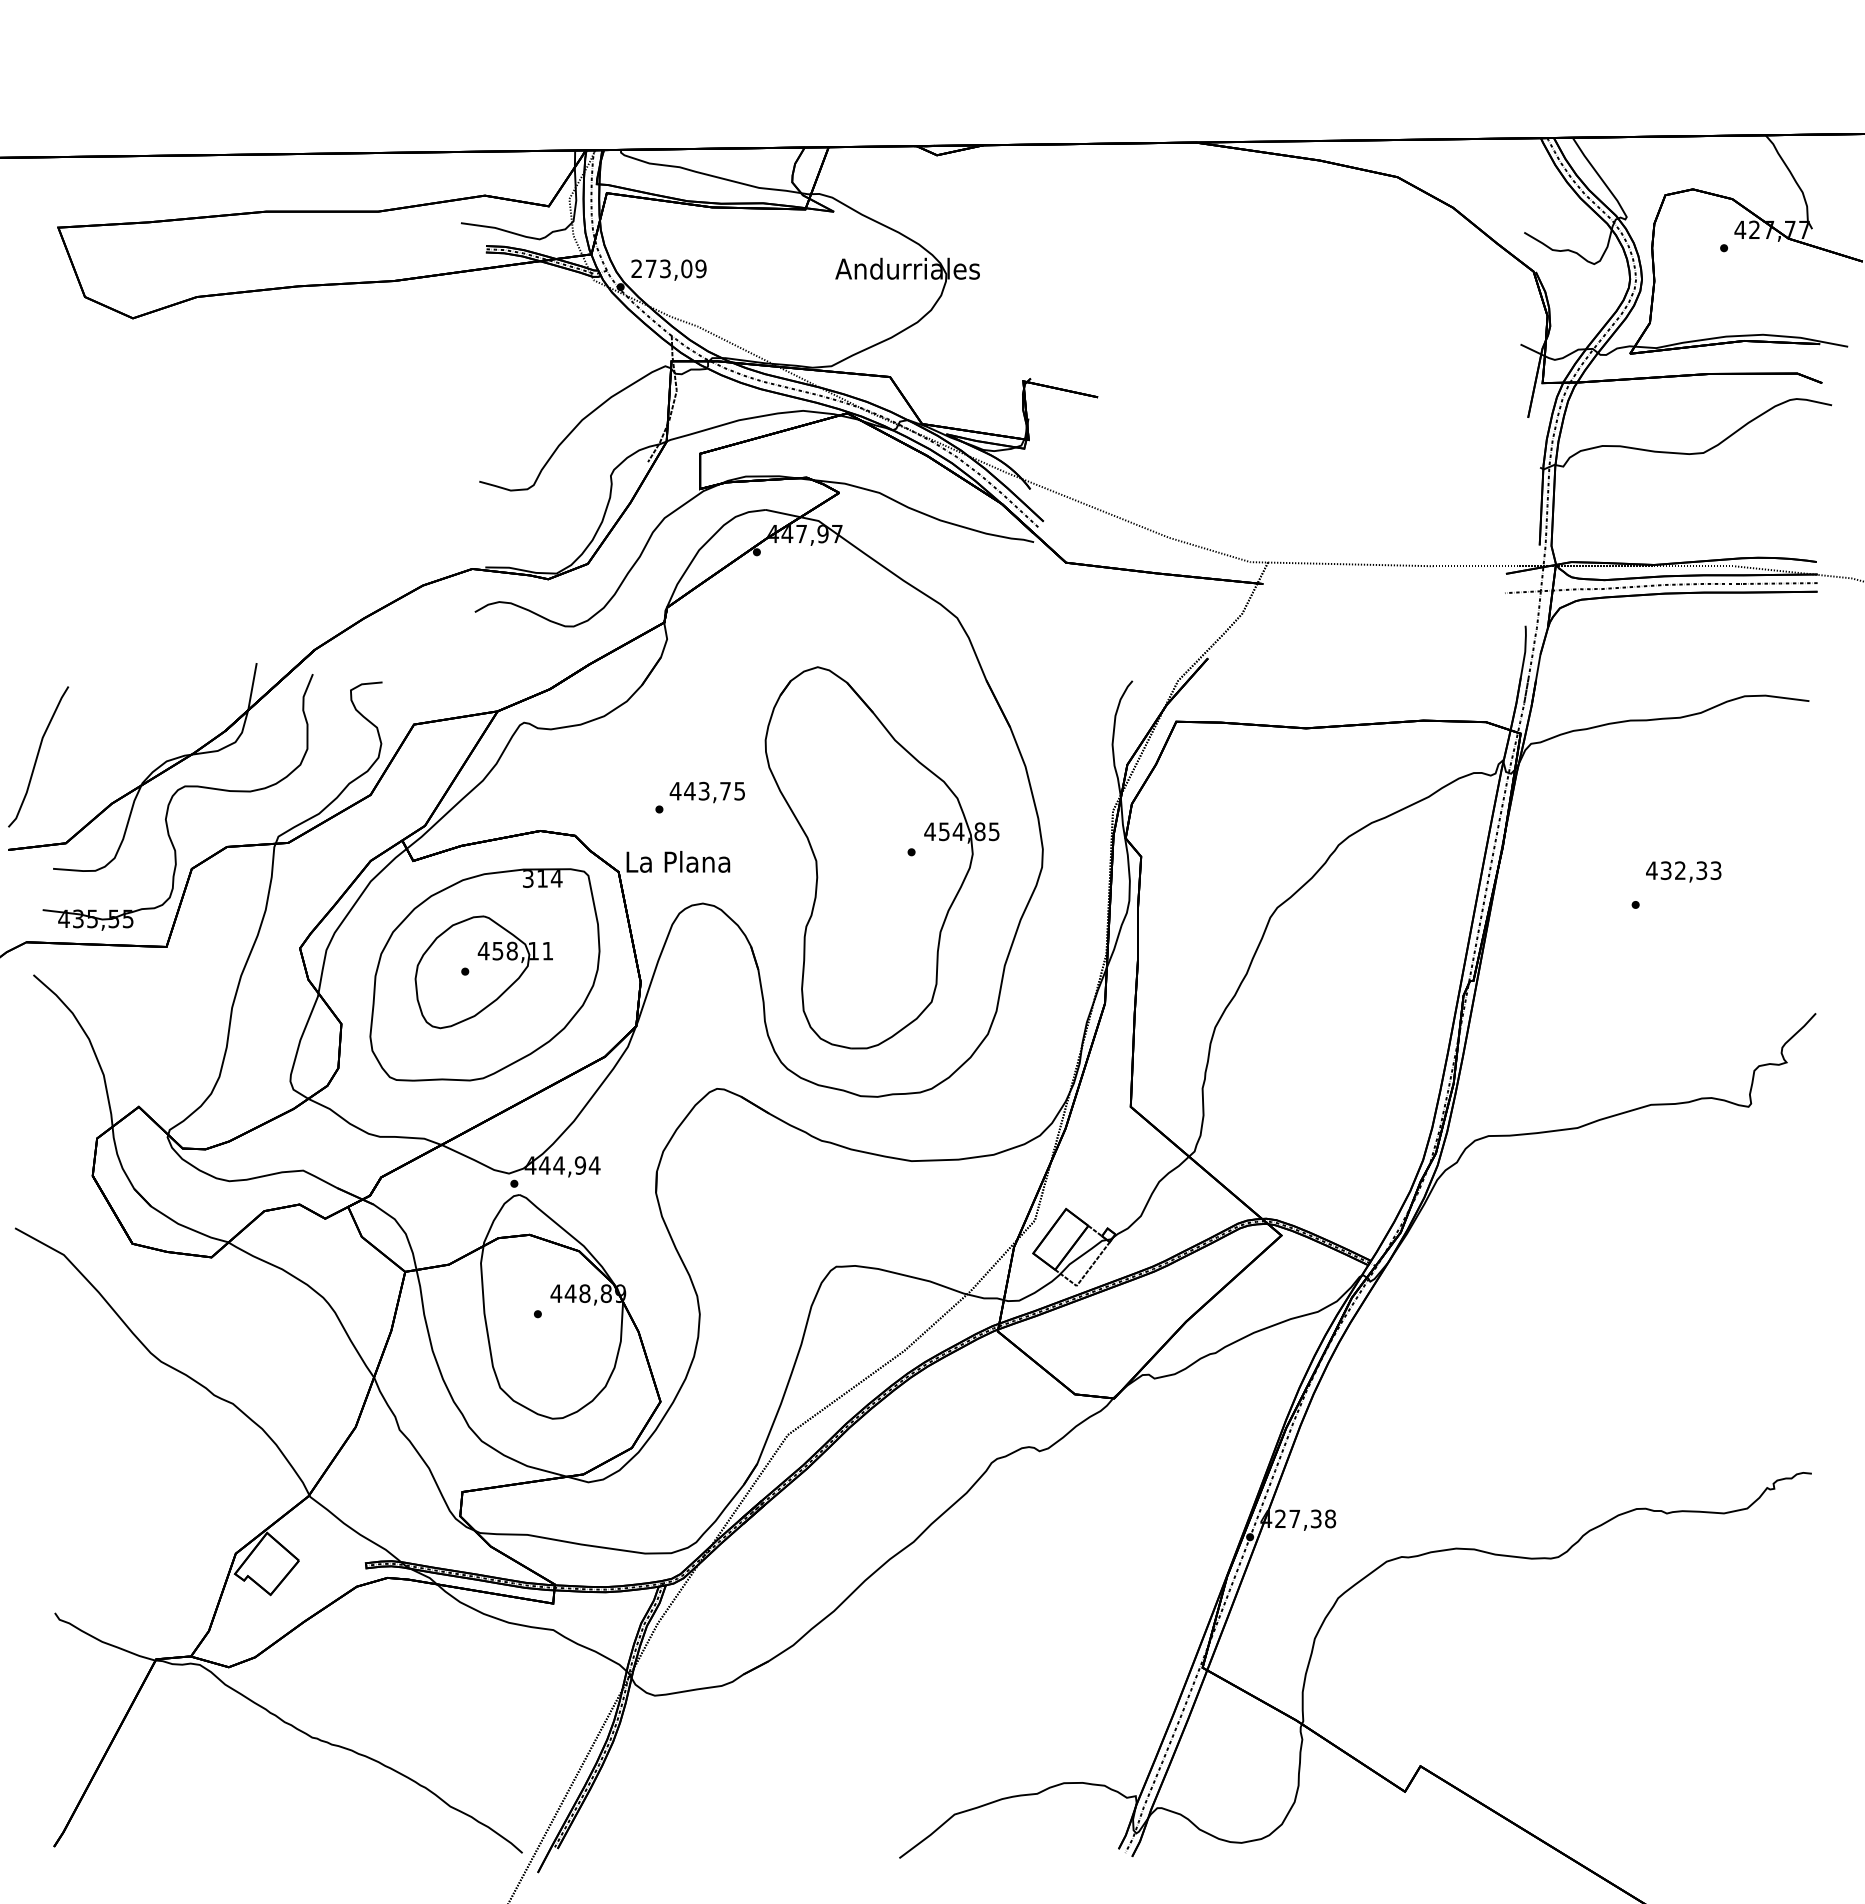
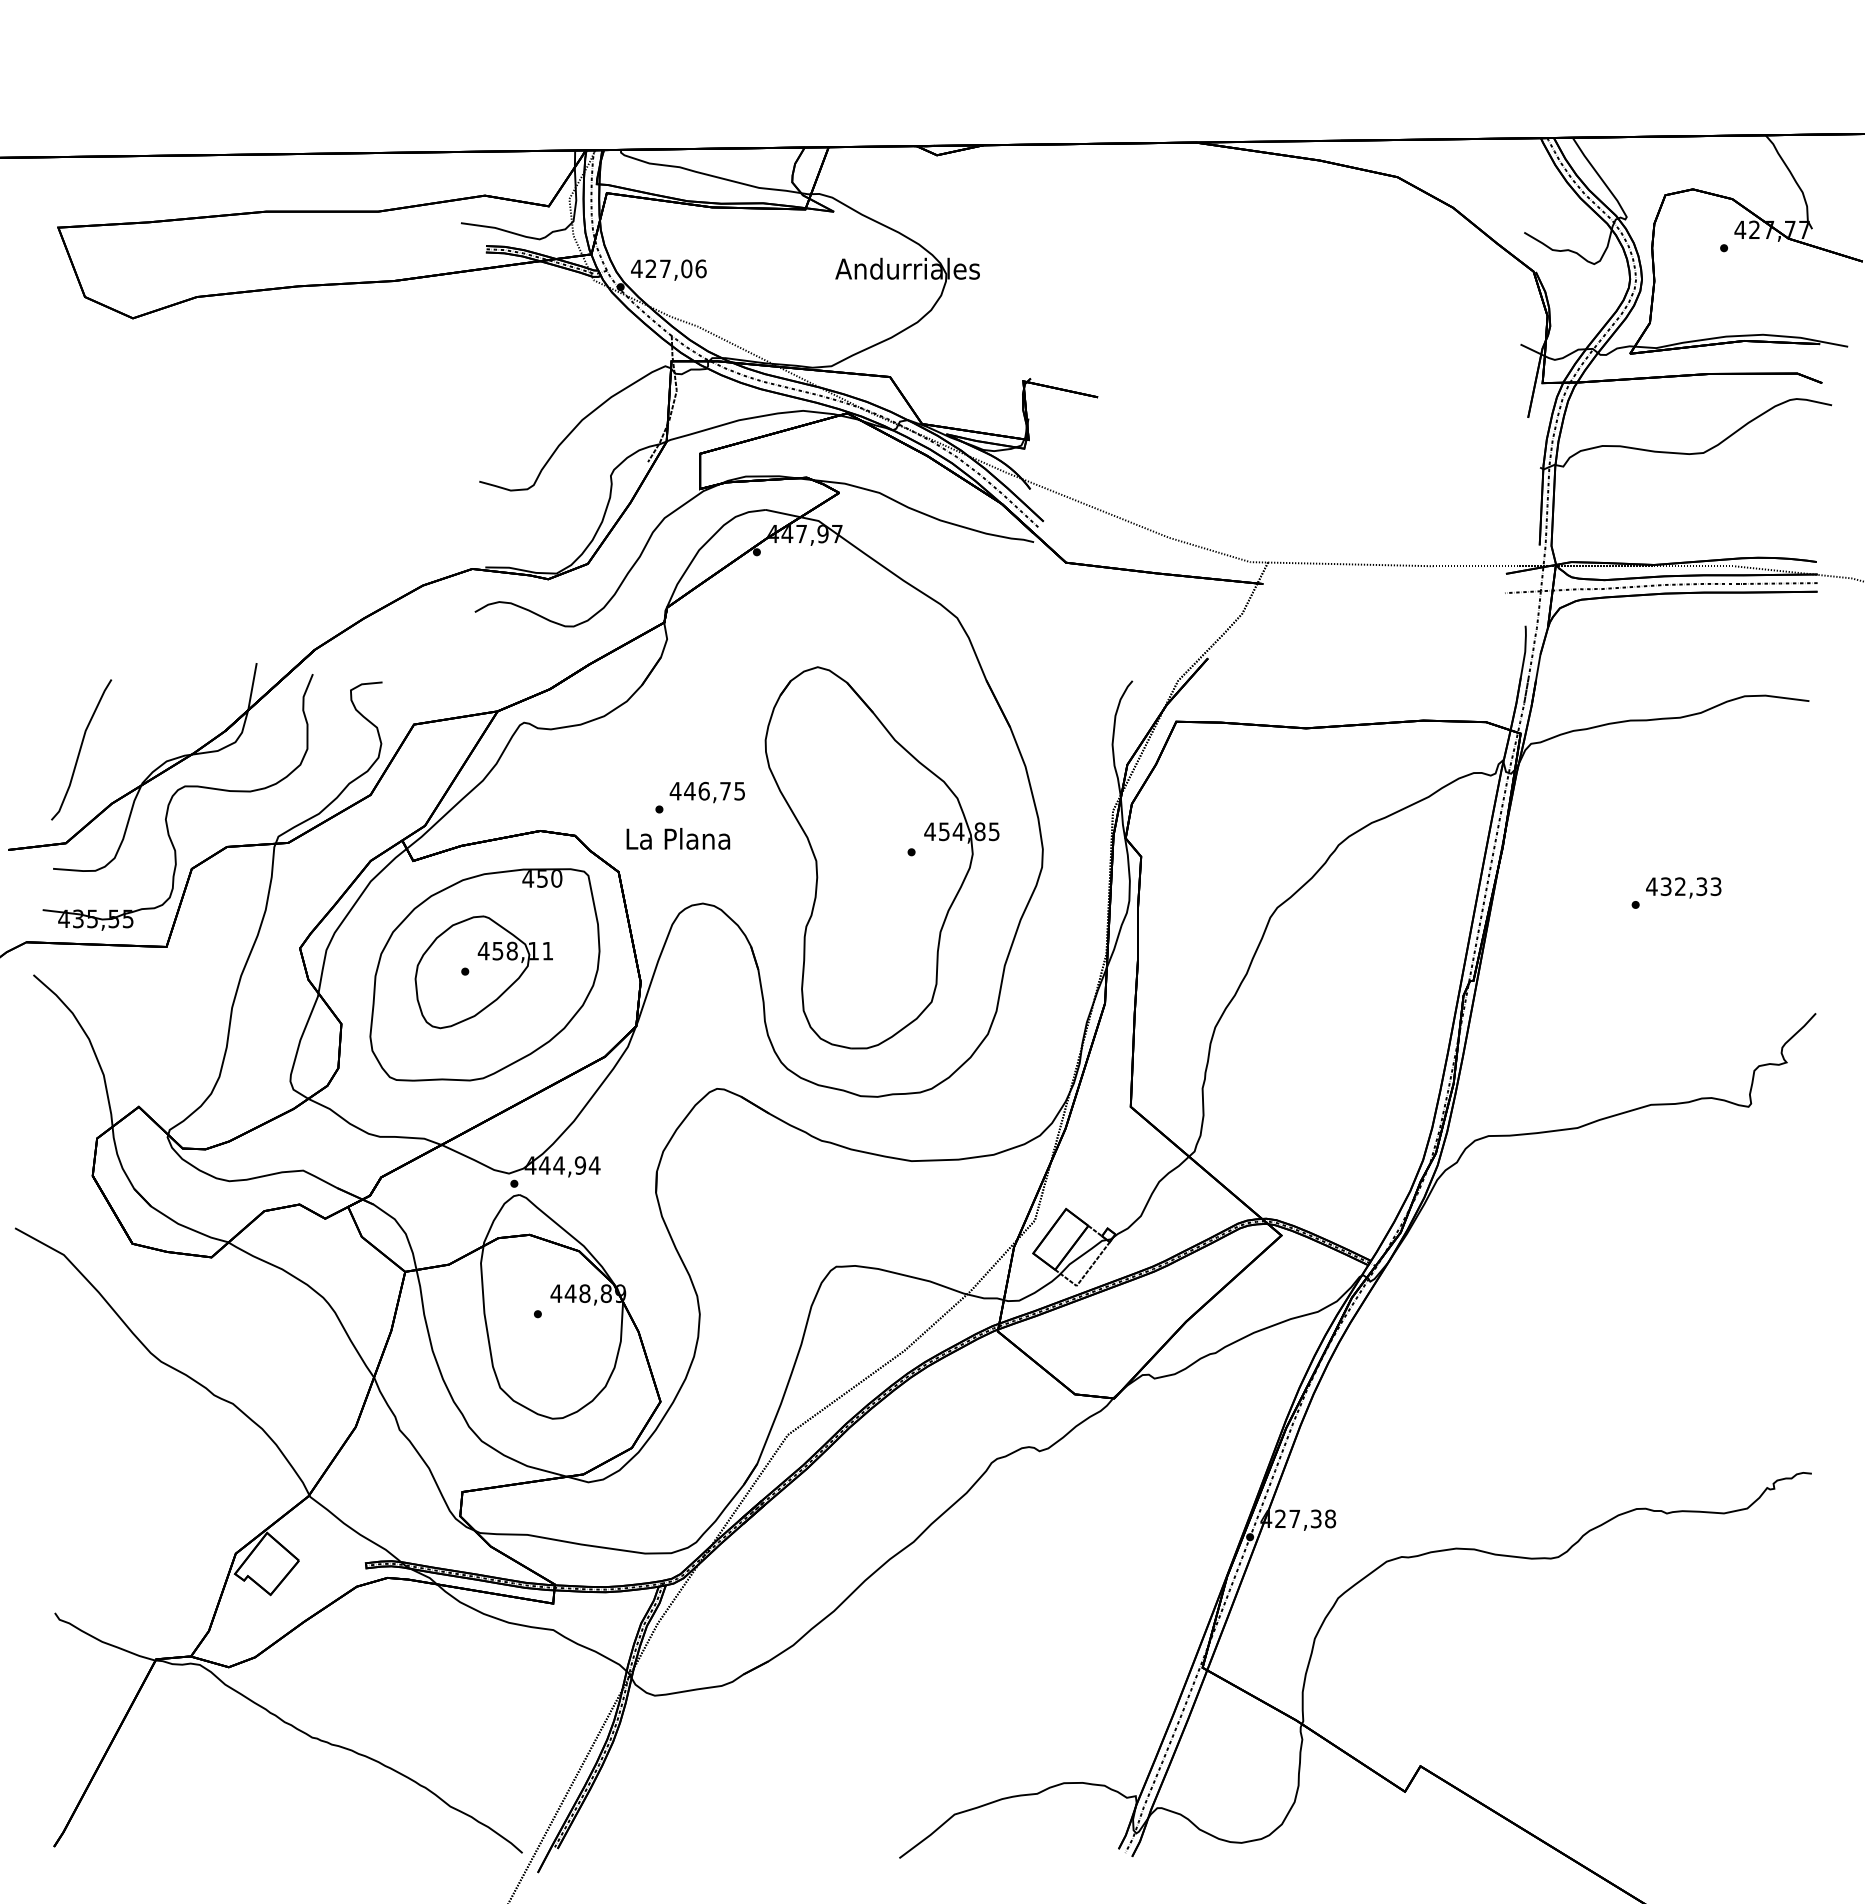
text: 273,09 -> 427,06 (668, 268)
curve position: (38, 756) -> (81, 749) (81, 749)
text: 443,75 -> 446,75 (703, 790)
text position: (678, 861) -> (678, 838) (678, 838)
text position: (1683, 871) -> (1683, 887) (1683, 887)
text: 314 -> 450 (542, 879)
